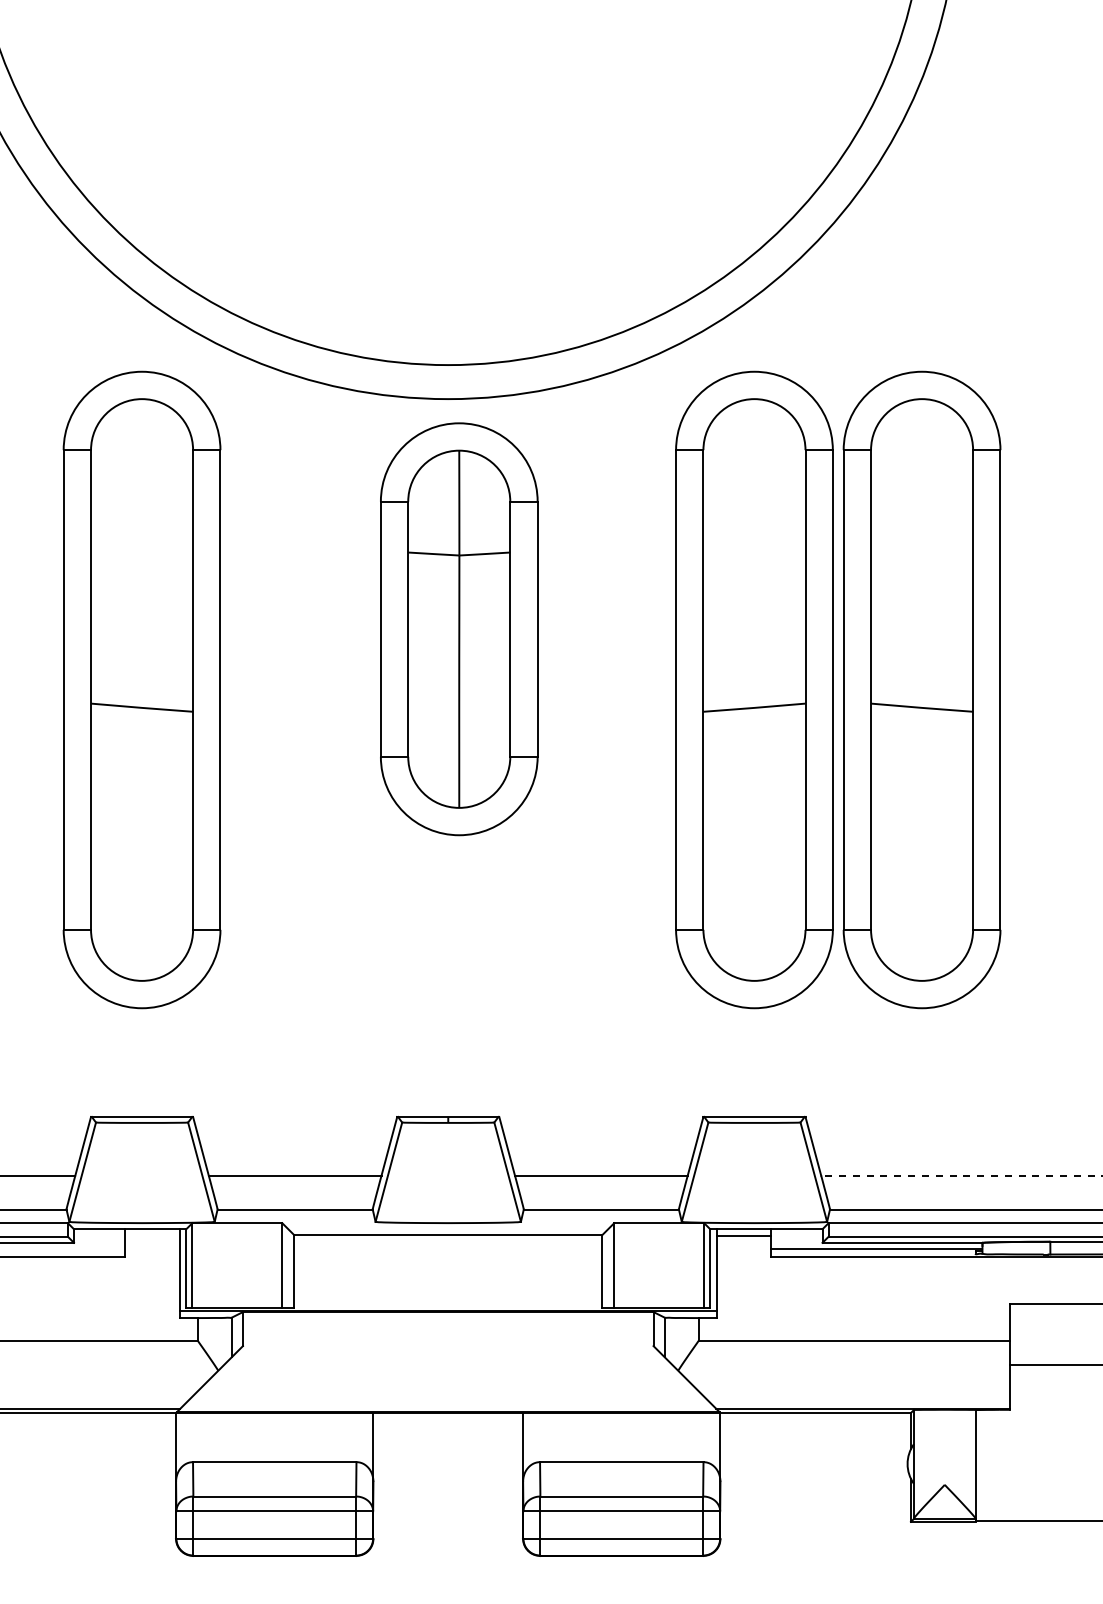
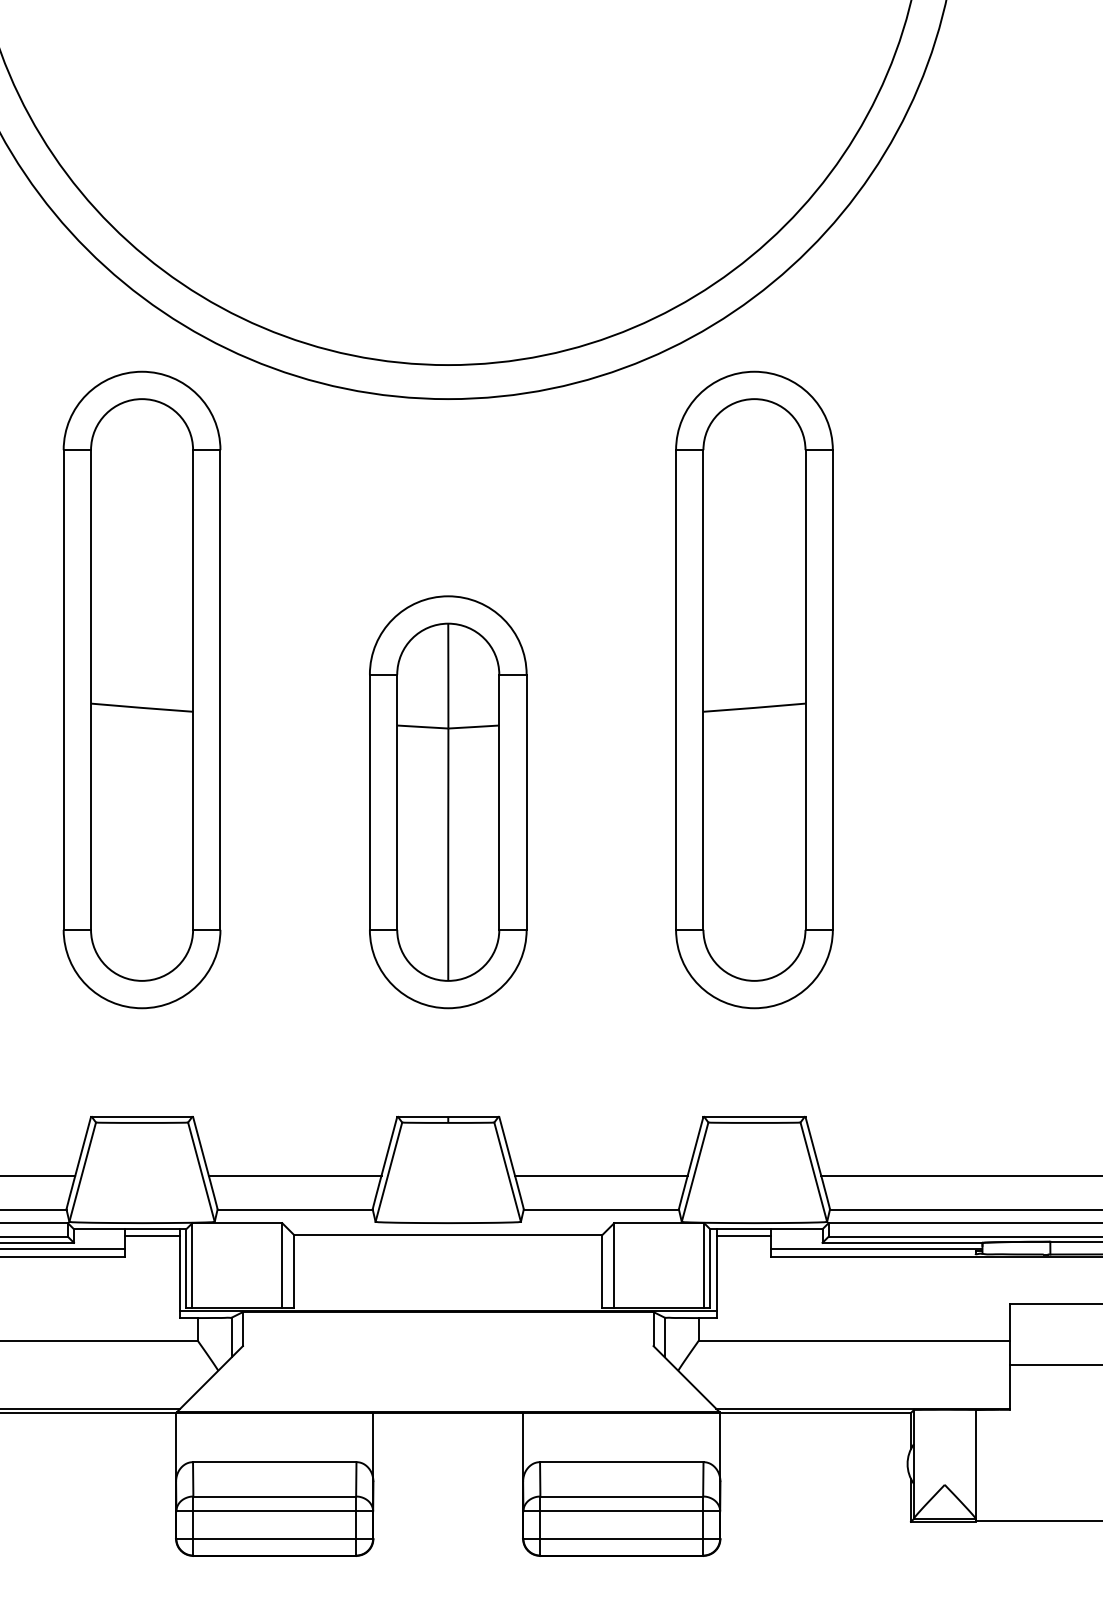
part position: (459, 629) -> (448, 802) (448, 802)
part: present -> none (921, 689)
line: dashed -> solid (962, 1175)
line: none -> present (152, 1236)
line: none -> present (63, 1249)
